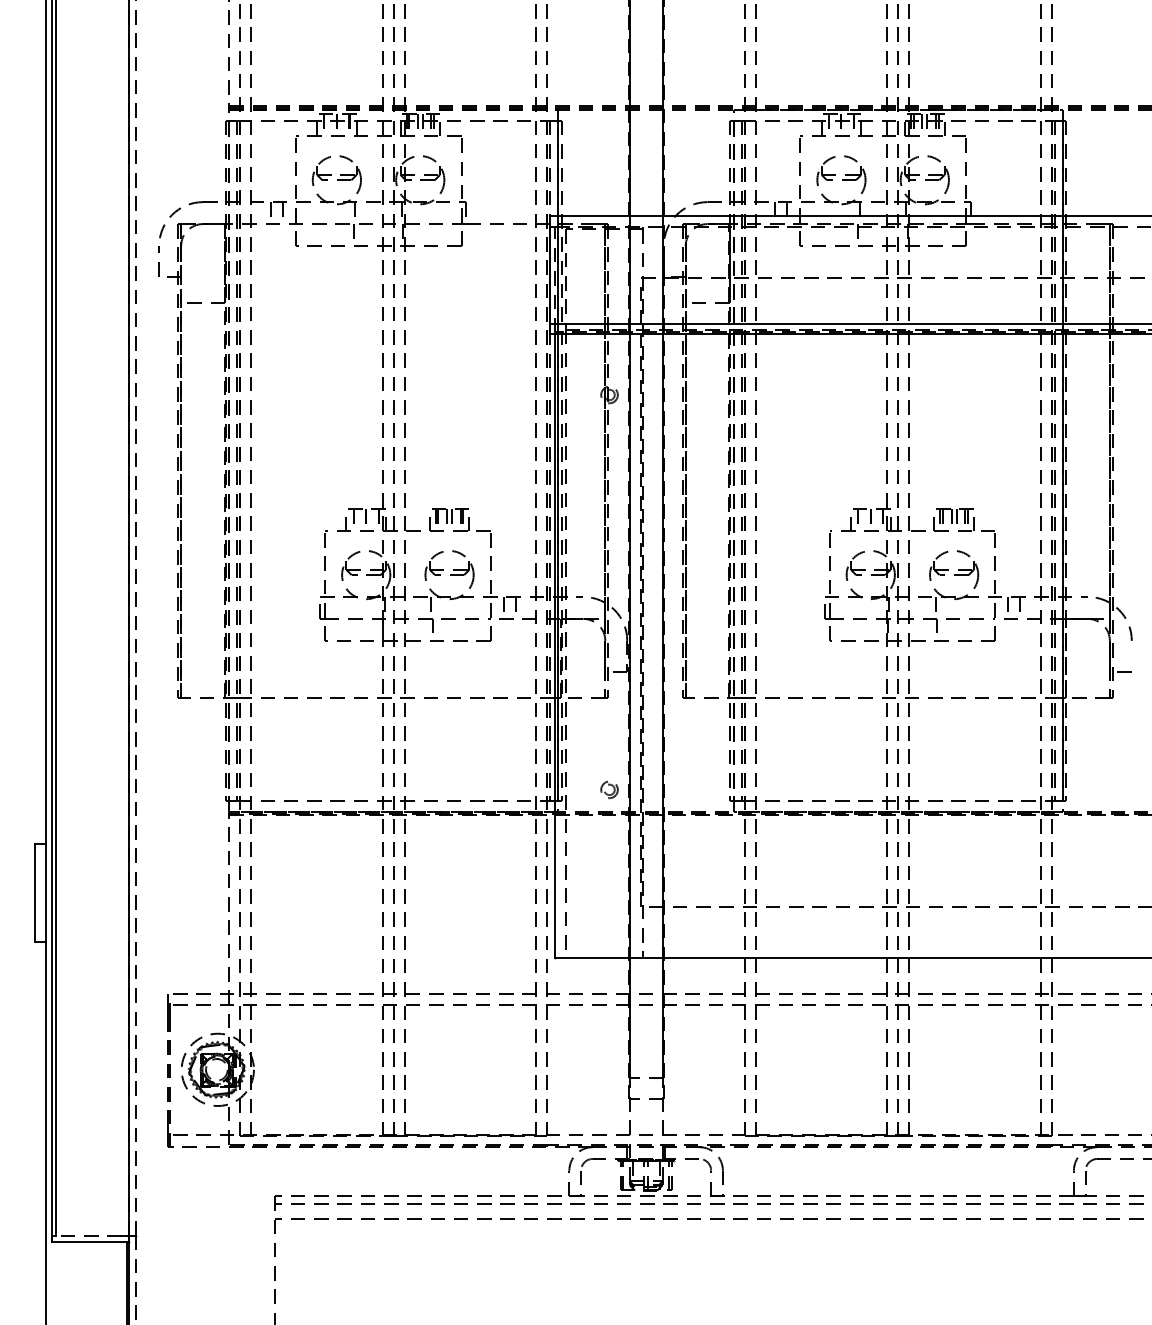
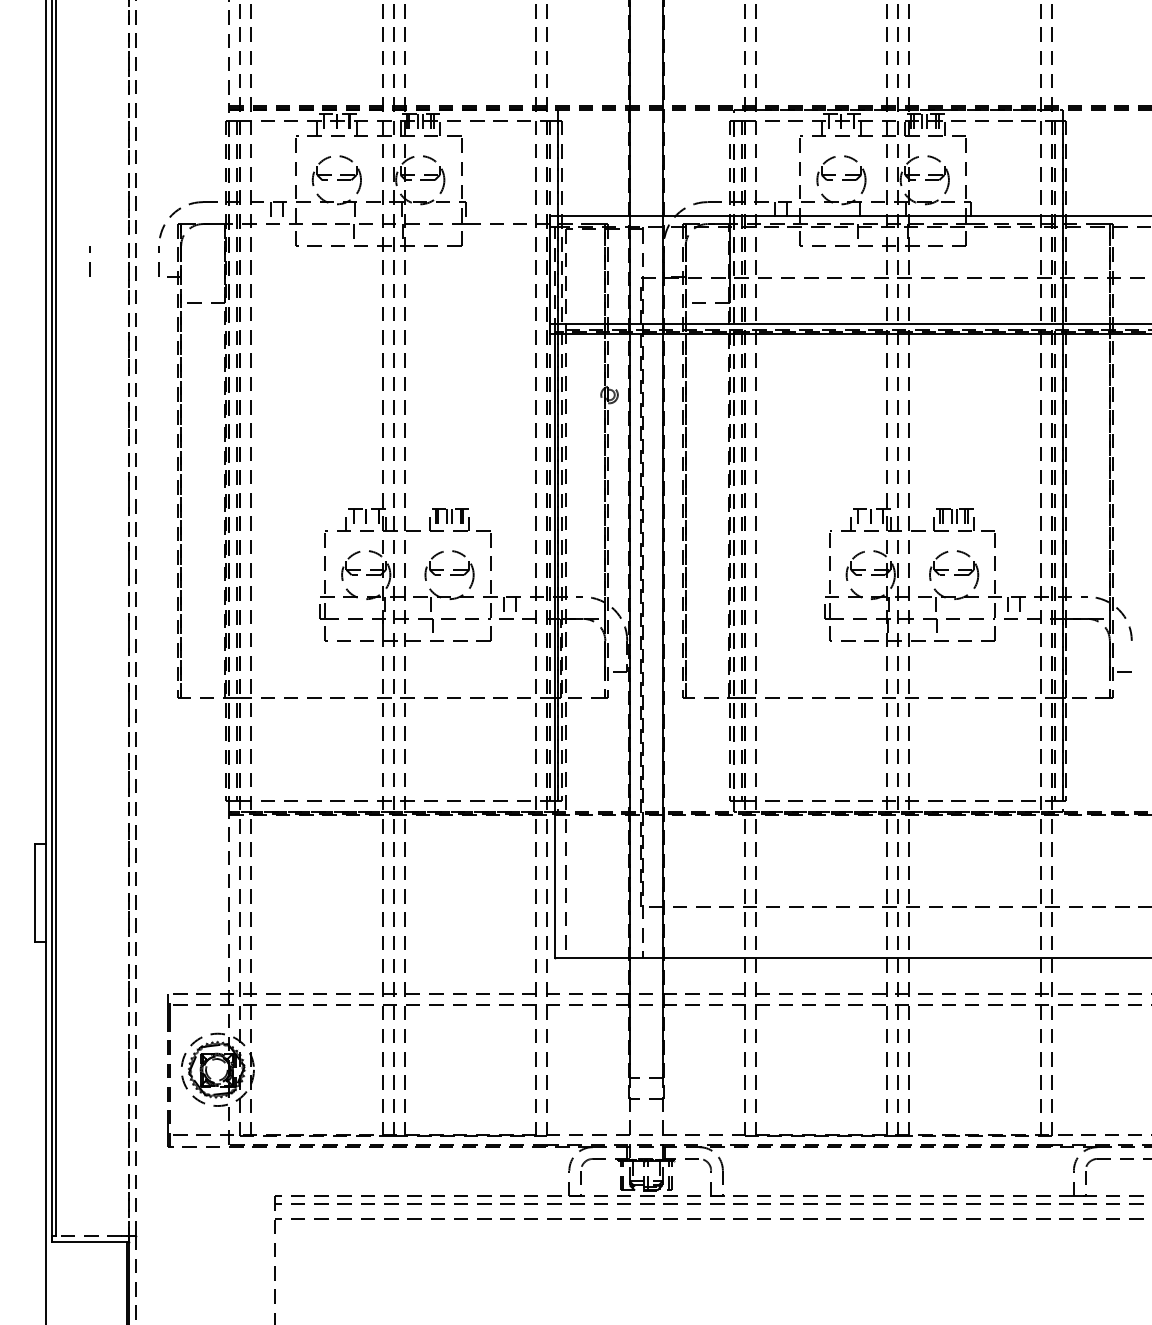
line: none -> present (89, 262)
line: solid -> dashed (128, 617)
part: present -> none (609, 789)
